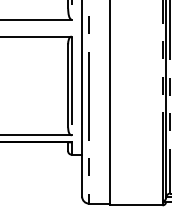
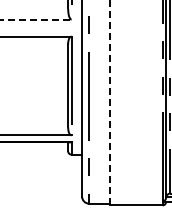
line: solid -> dashed (35, 19)
line: solid -> dashed (110, 102)
